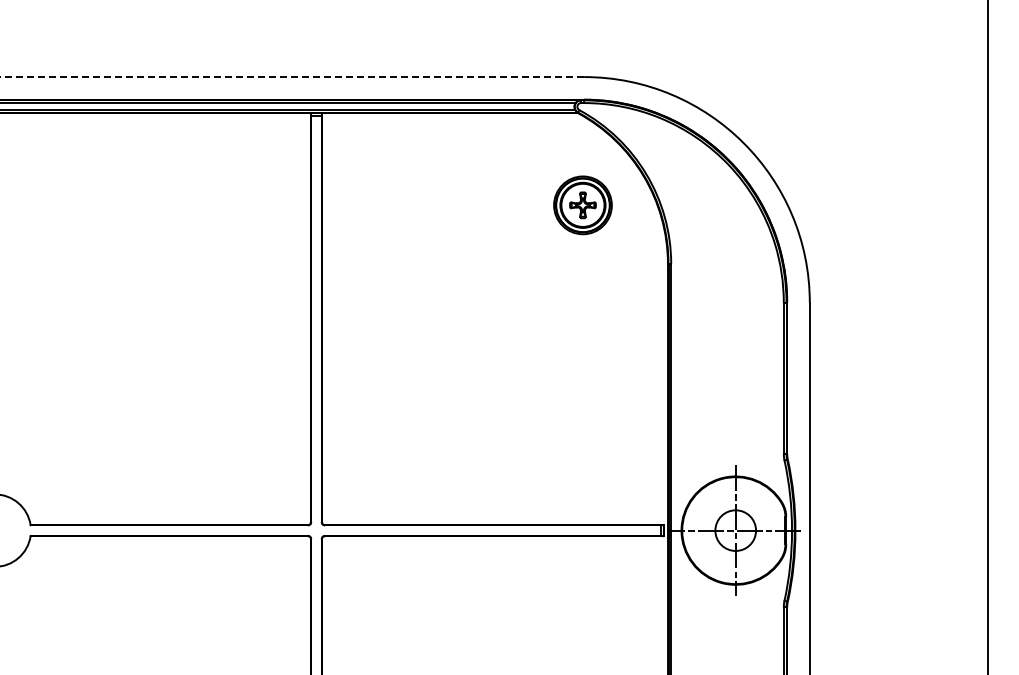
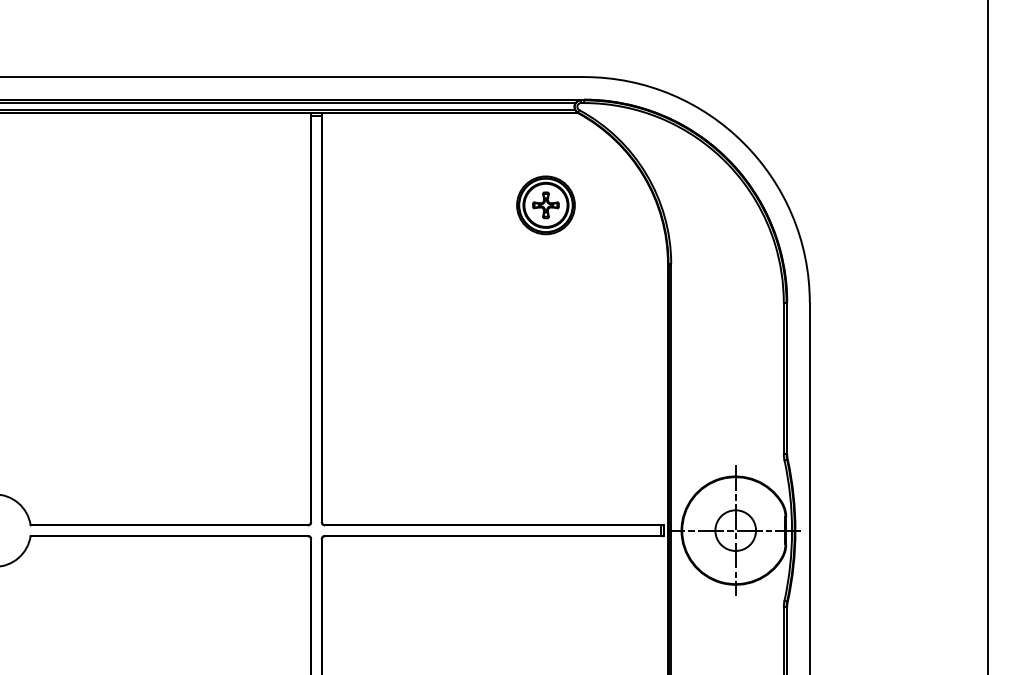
line: dashed -> solid (292, 77)
part position: (582, 205) -> (545, 205) (545, 205)
